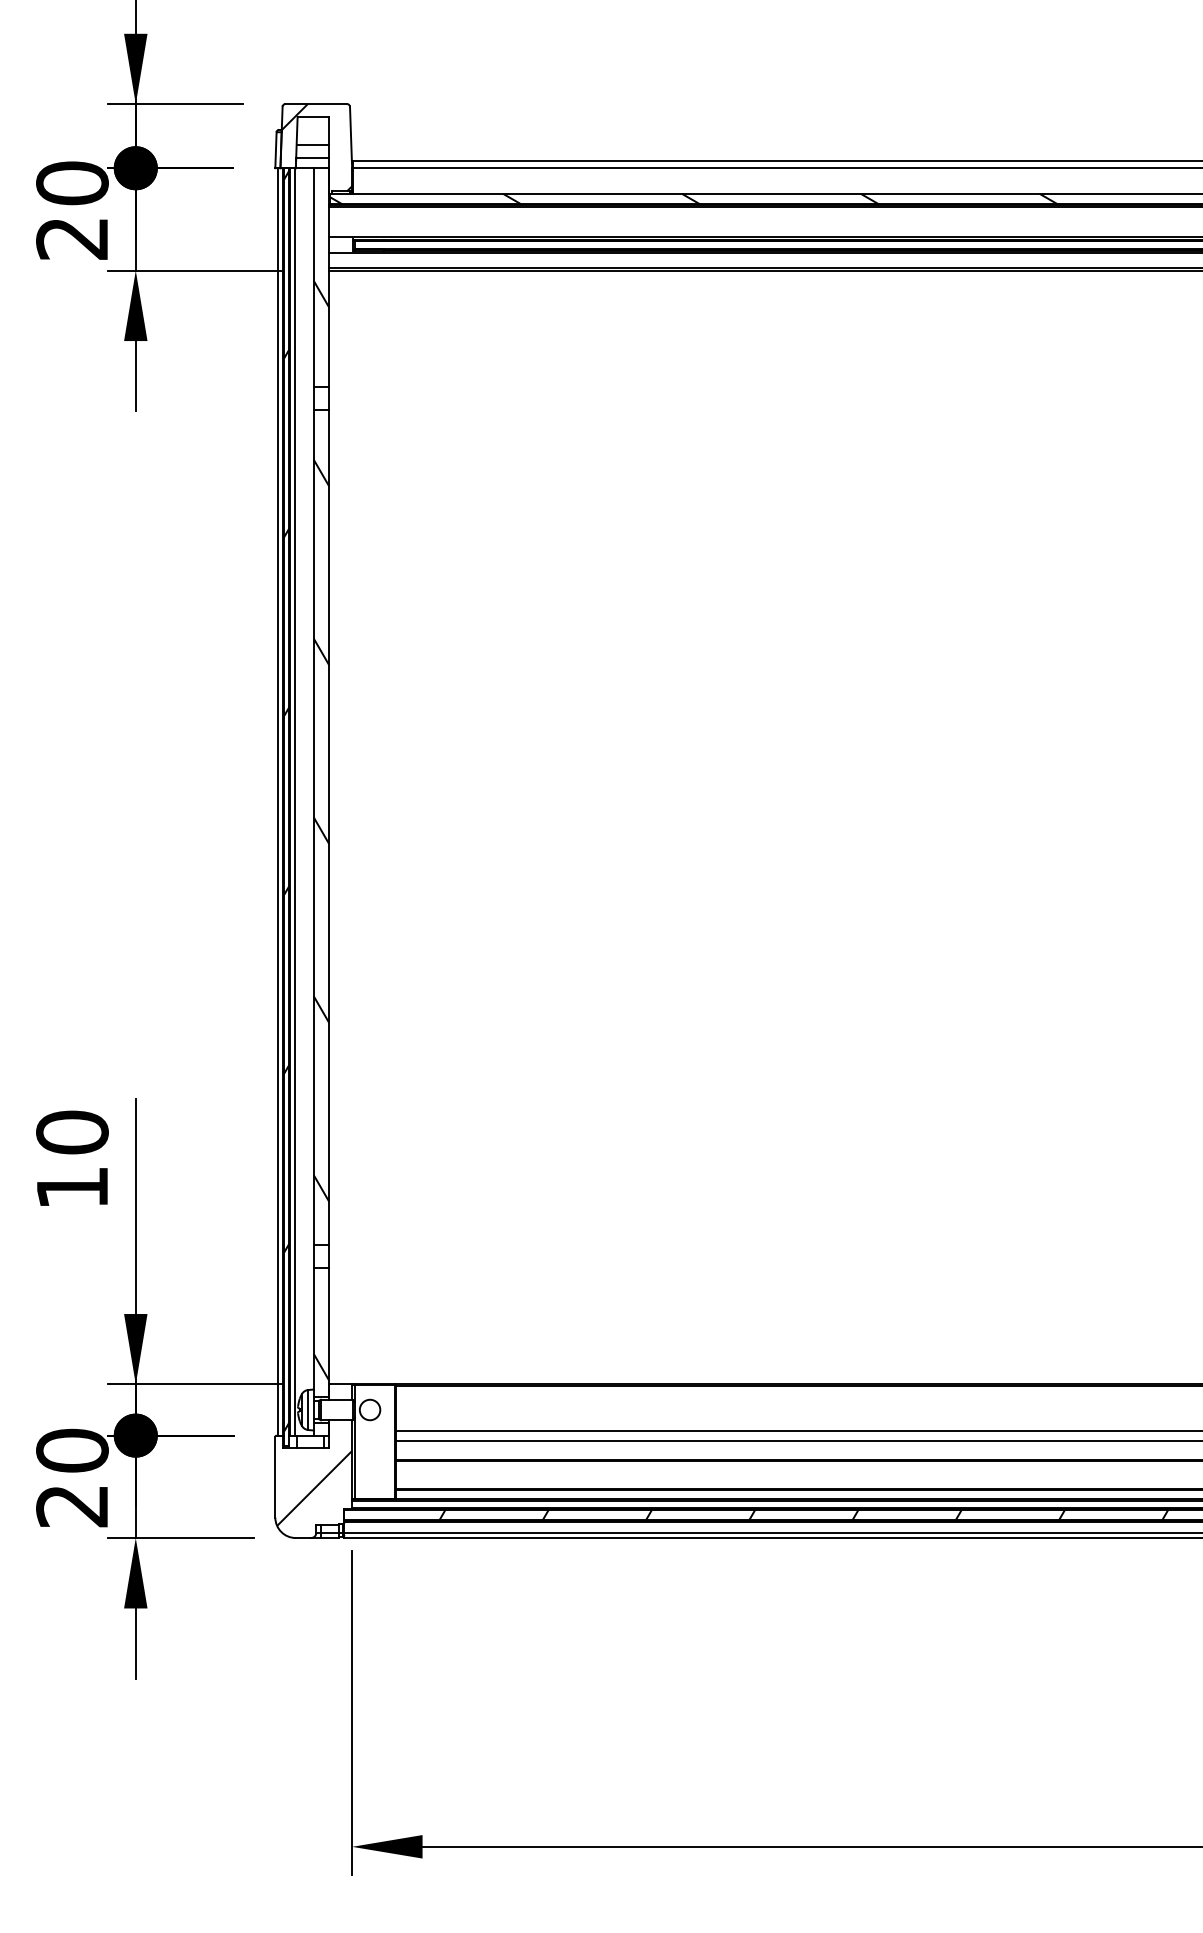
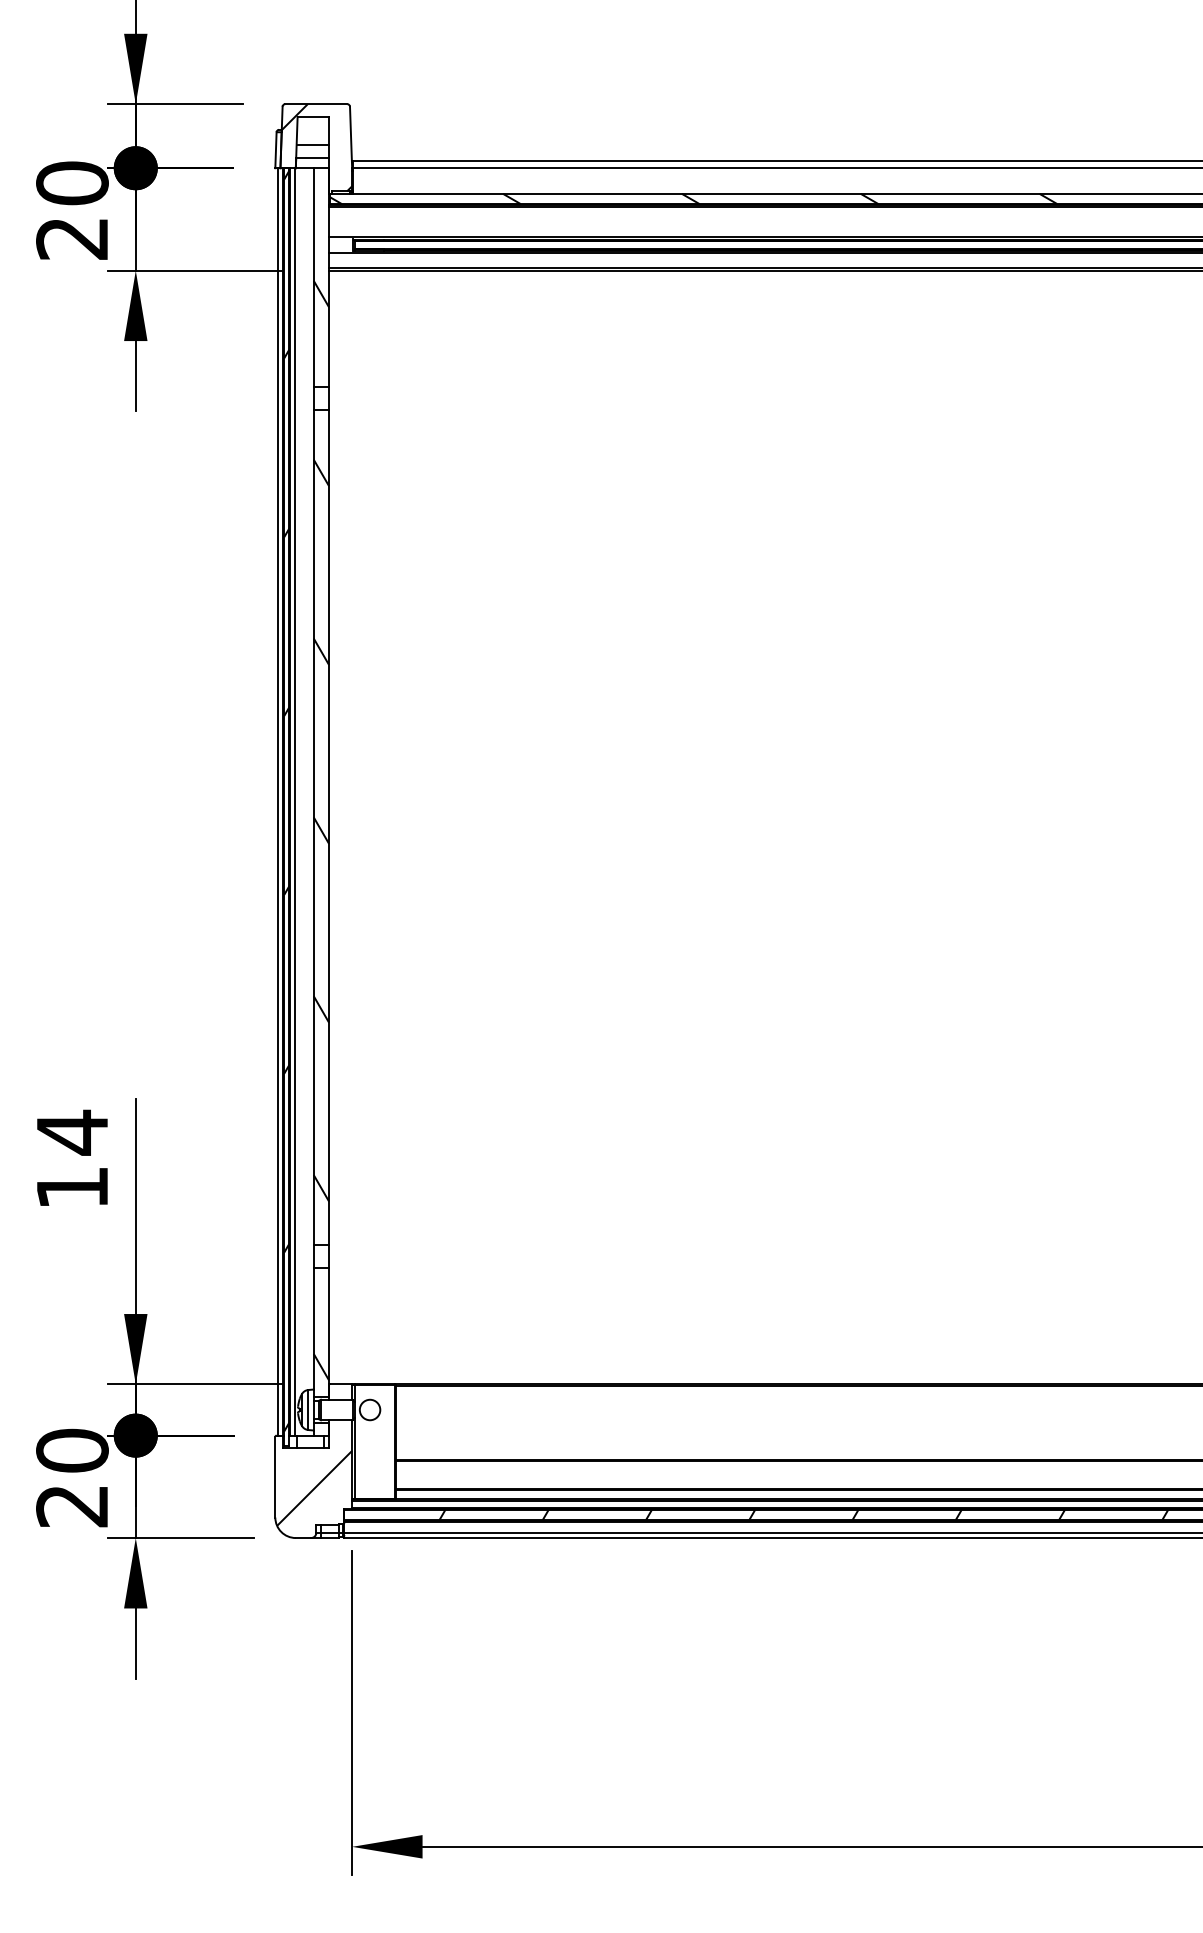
text: 10 -> 14 (72, 1132)
line: present -> none (797, 1430)
line: present -> none (797, 1440)
